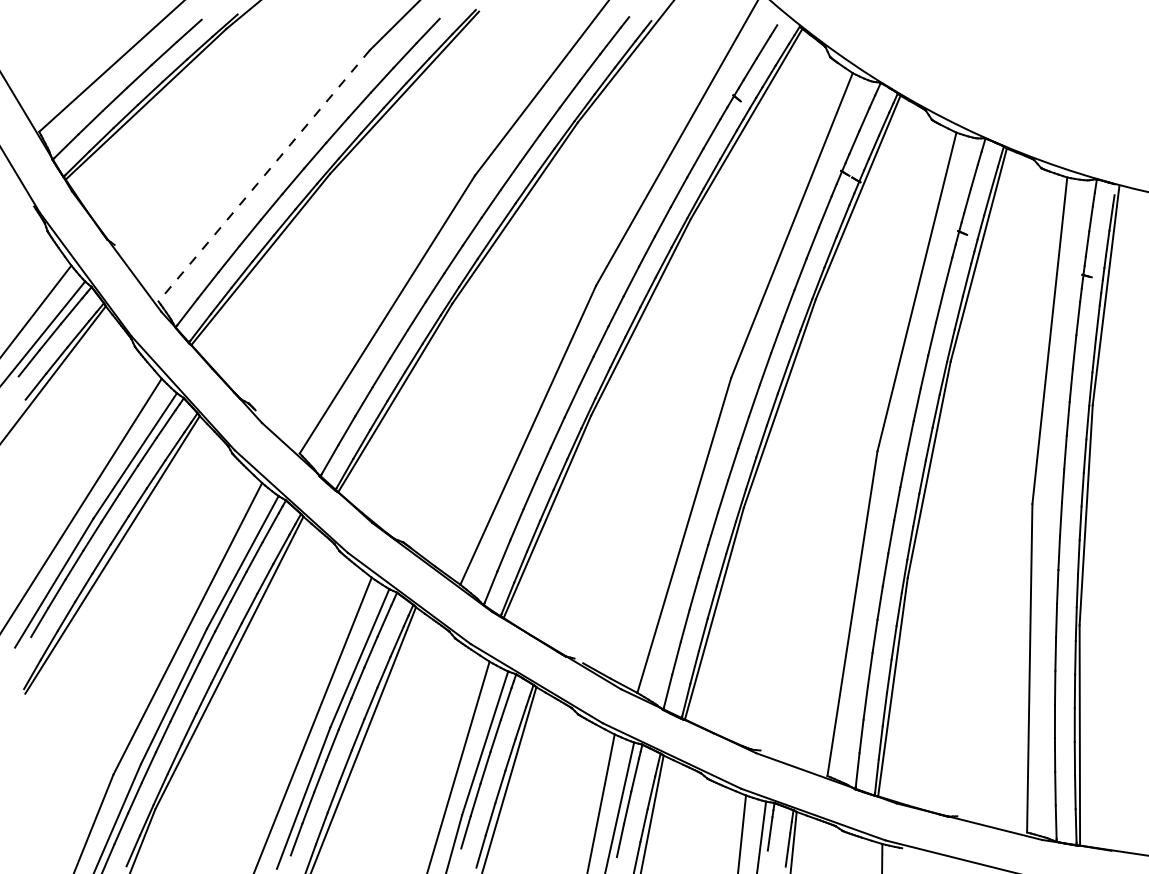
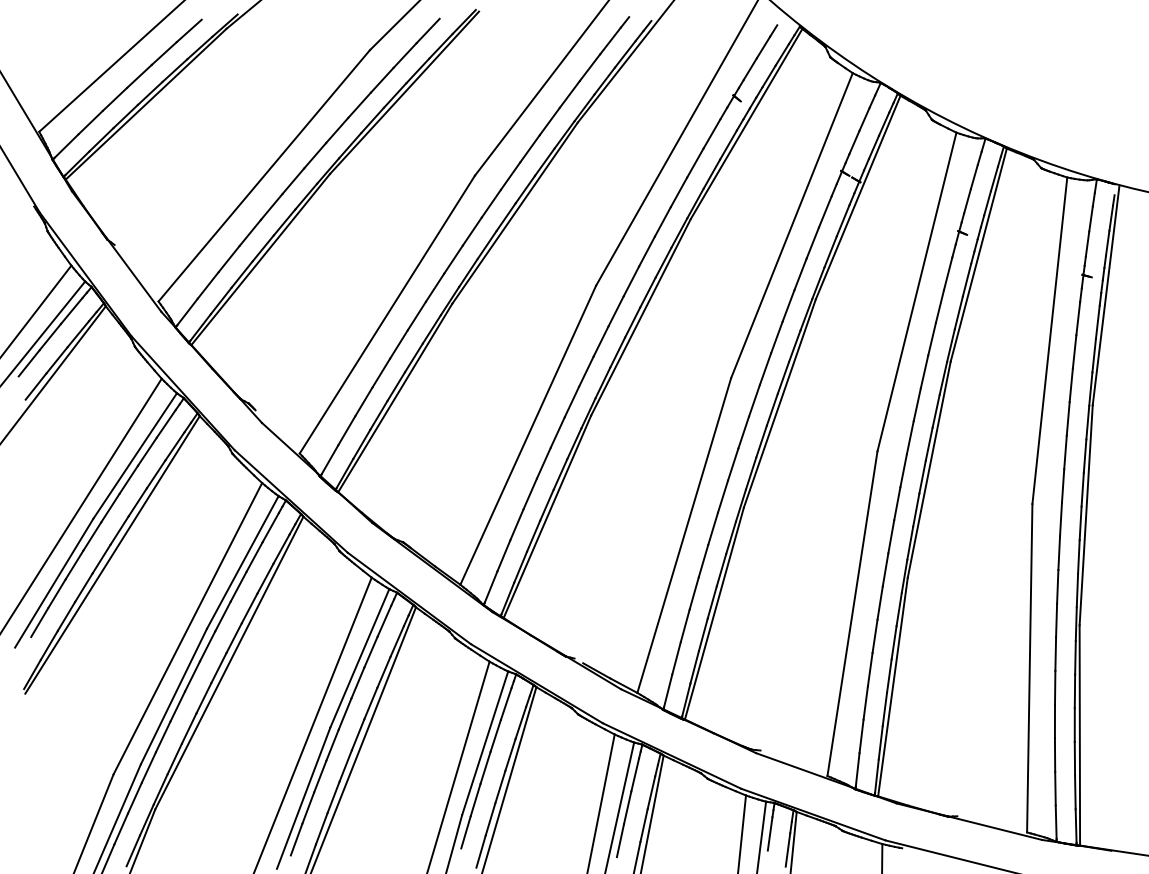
line: dashed -> solid (263, 176)
